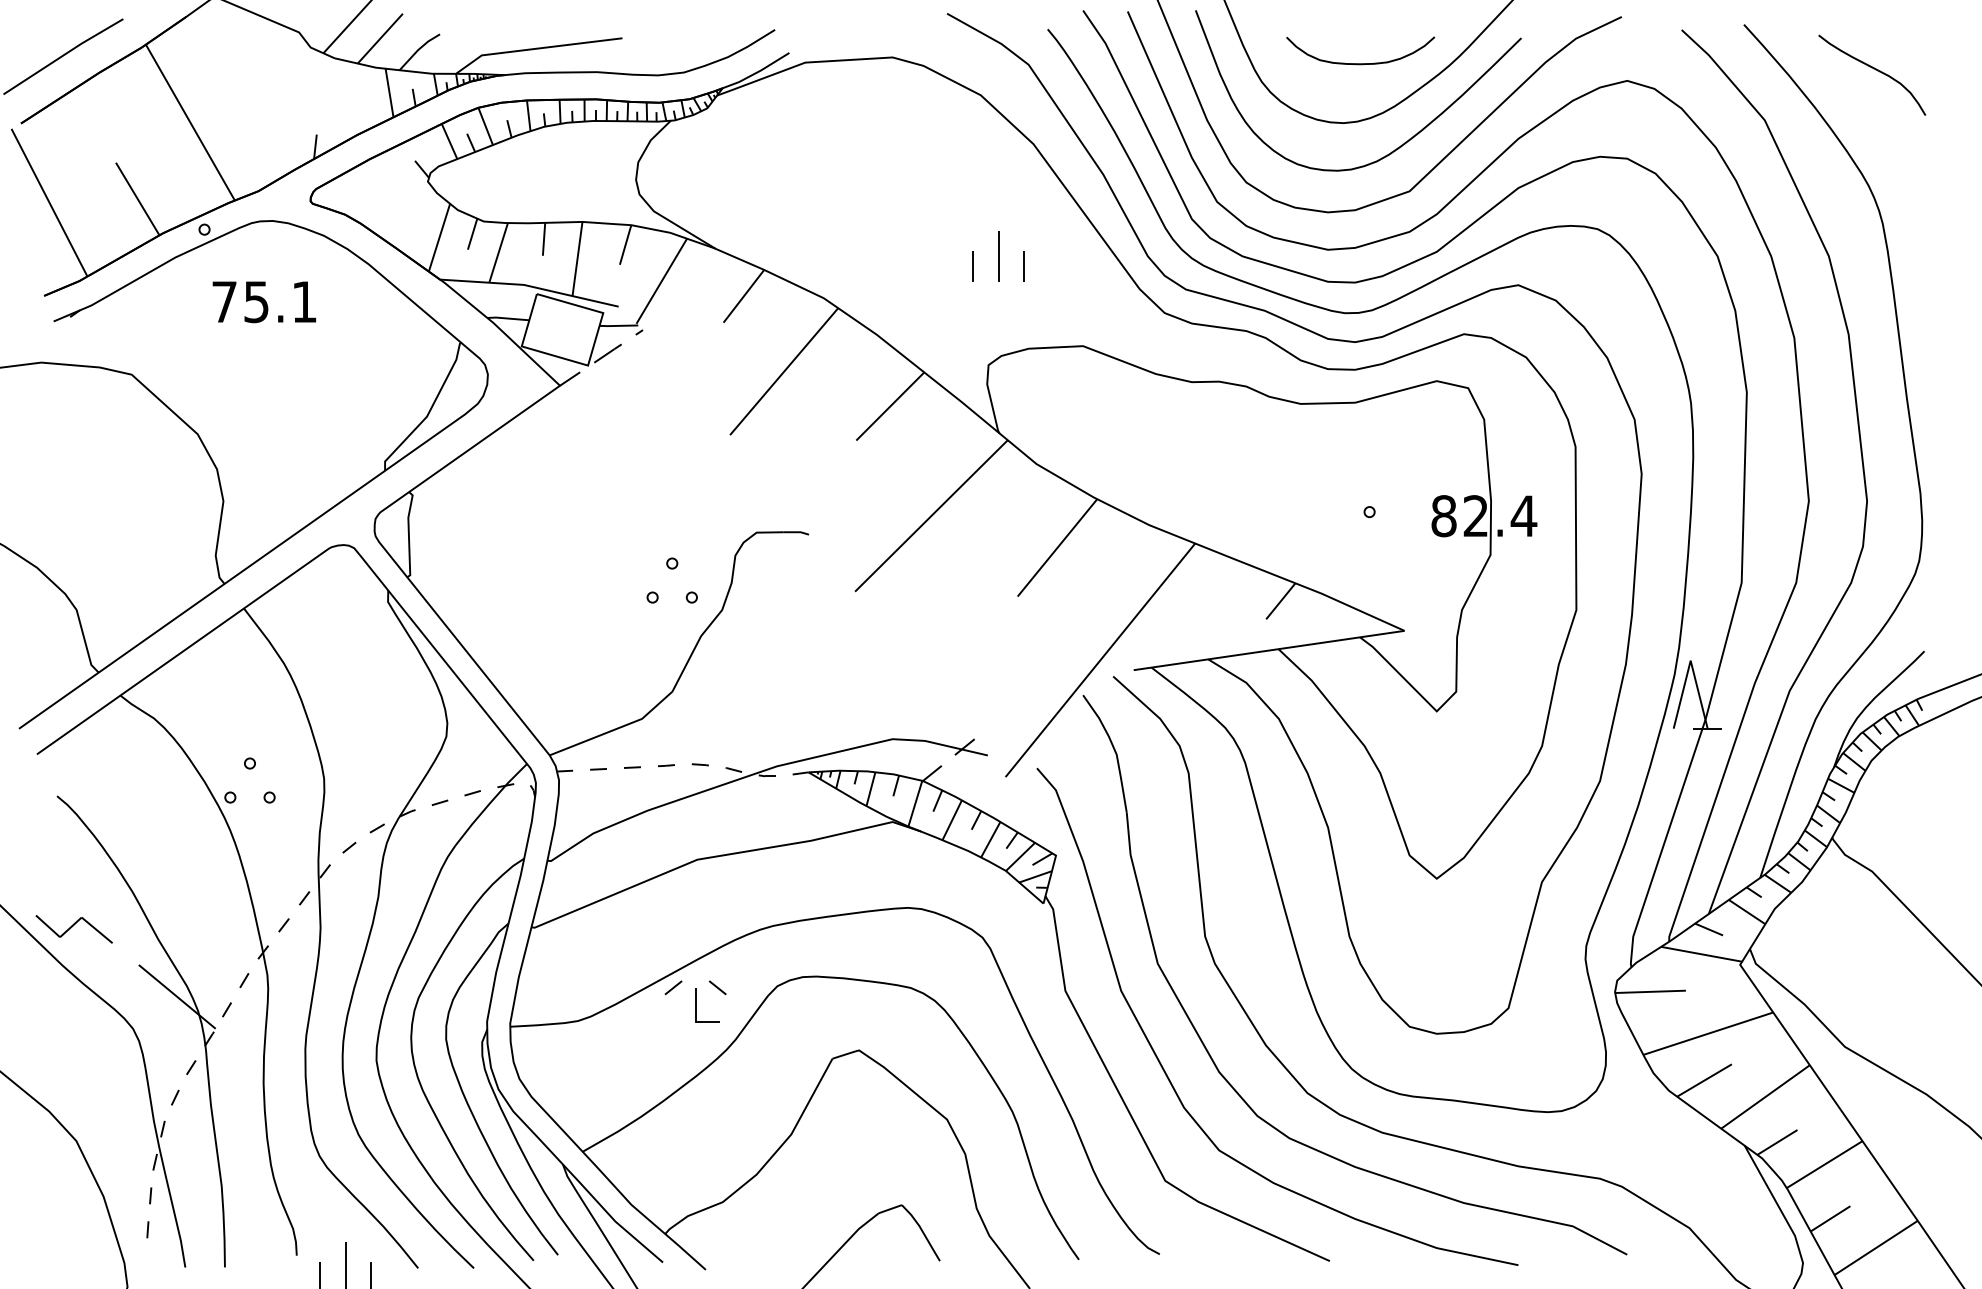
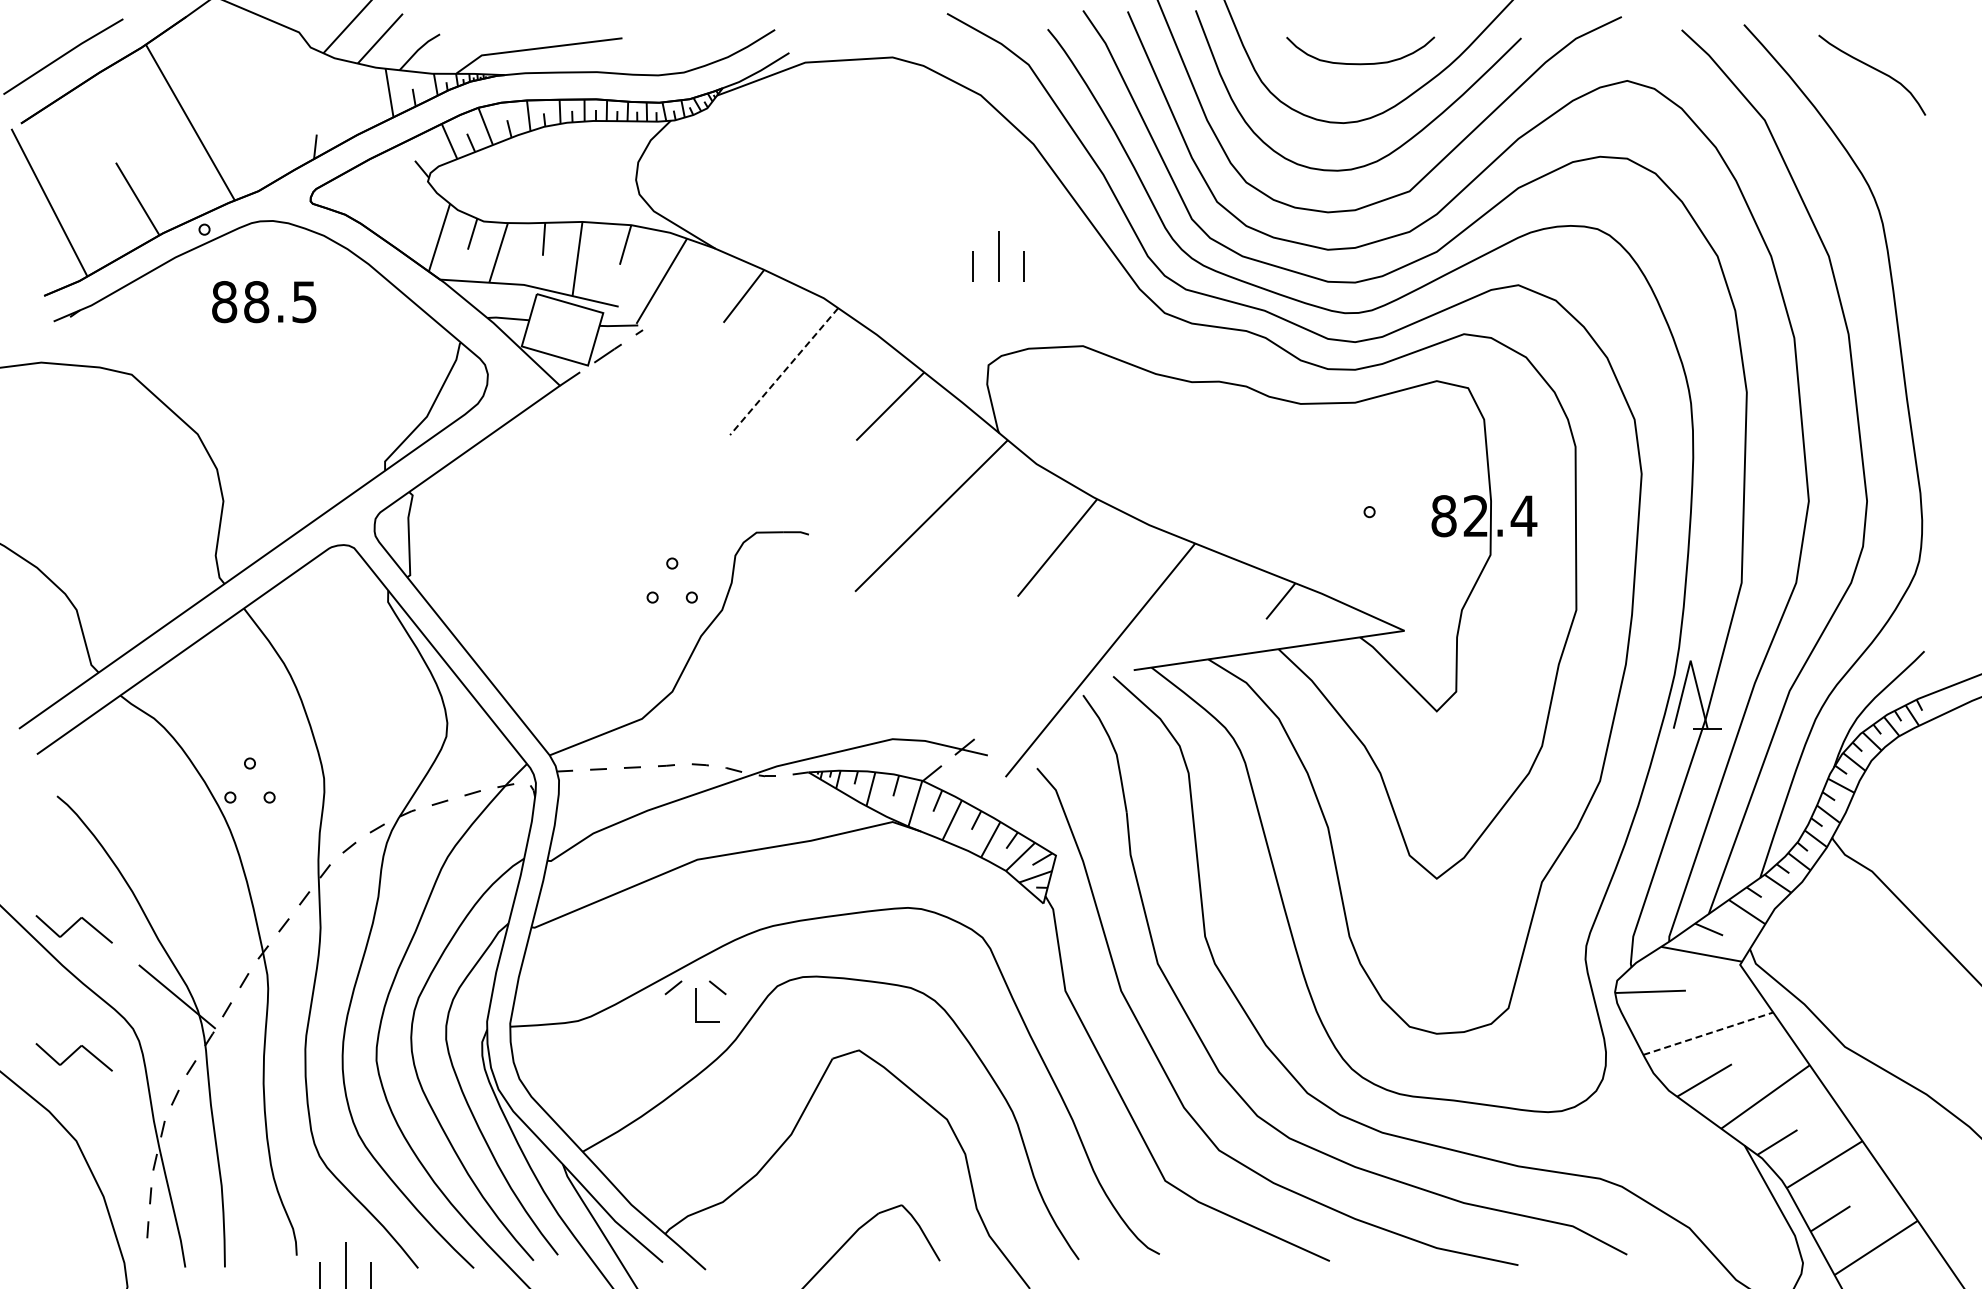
text: 75.1 -> 88.5 (264, 302)
line: solid -> dashed (783, 372)
line: solid -> dashed (1708, 1033)
part: none -> present (73, 1057)
